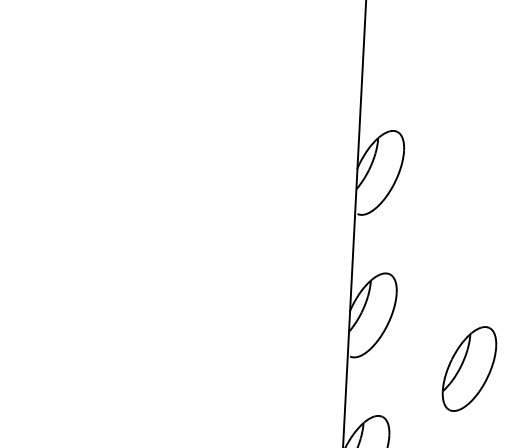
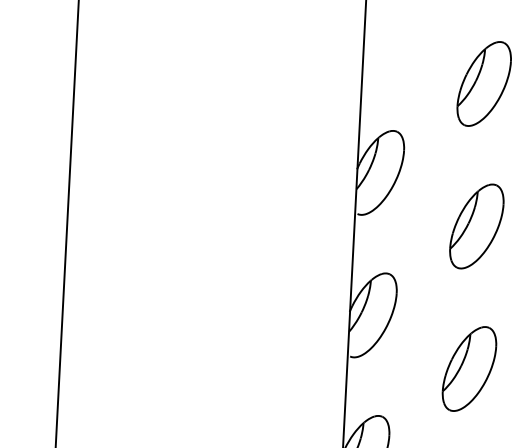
part: none -> present (483, 83)
line: none -> present (66, 223)
part: none -> present (476, 226)
